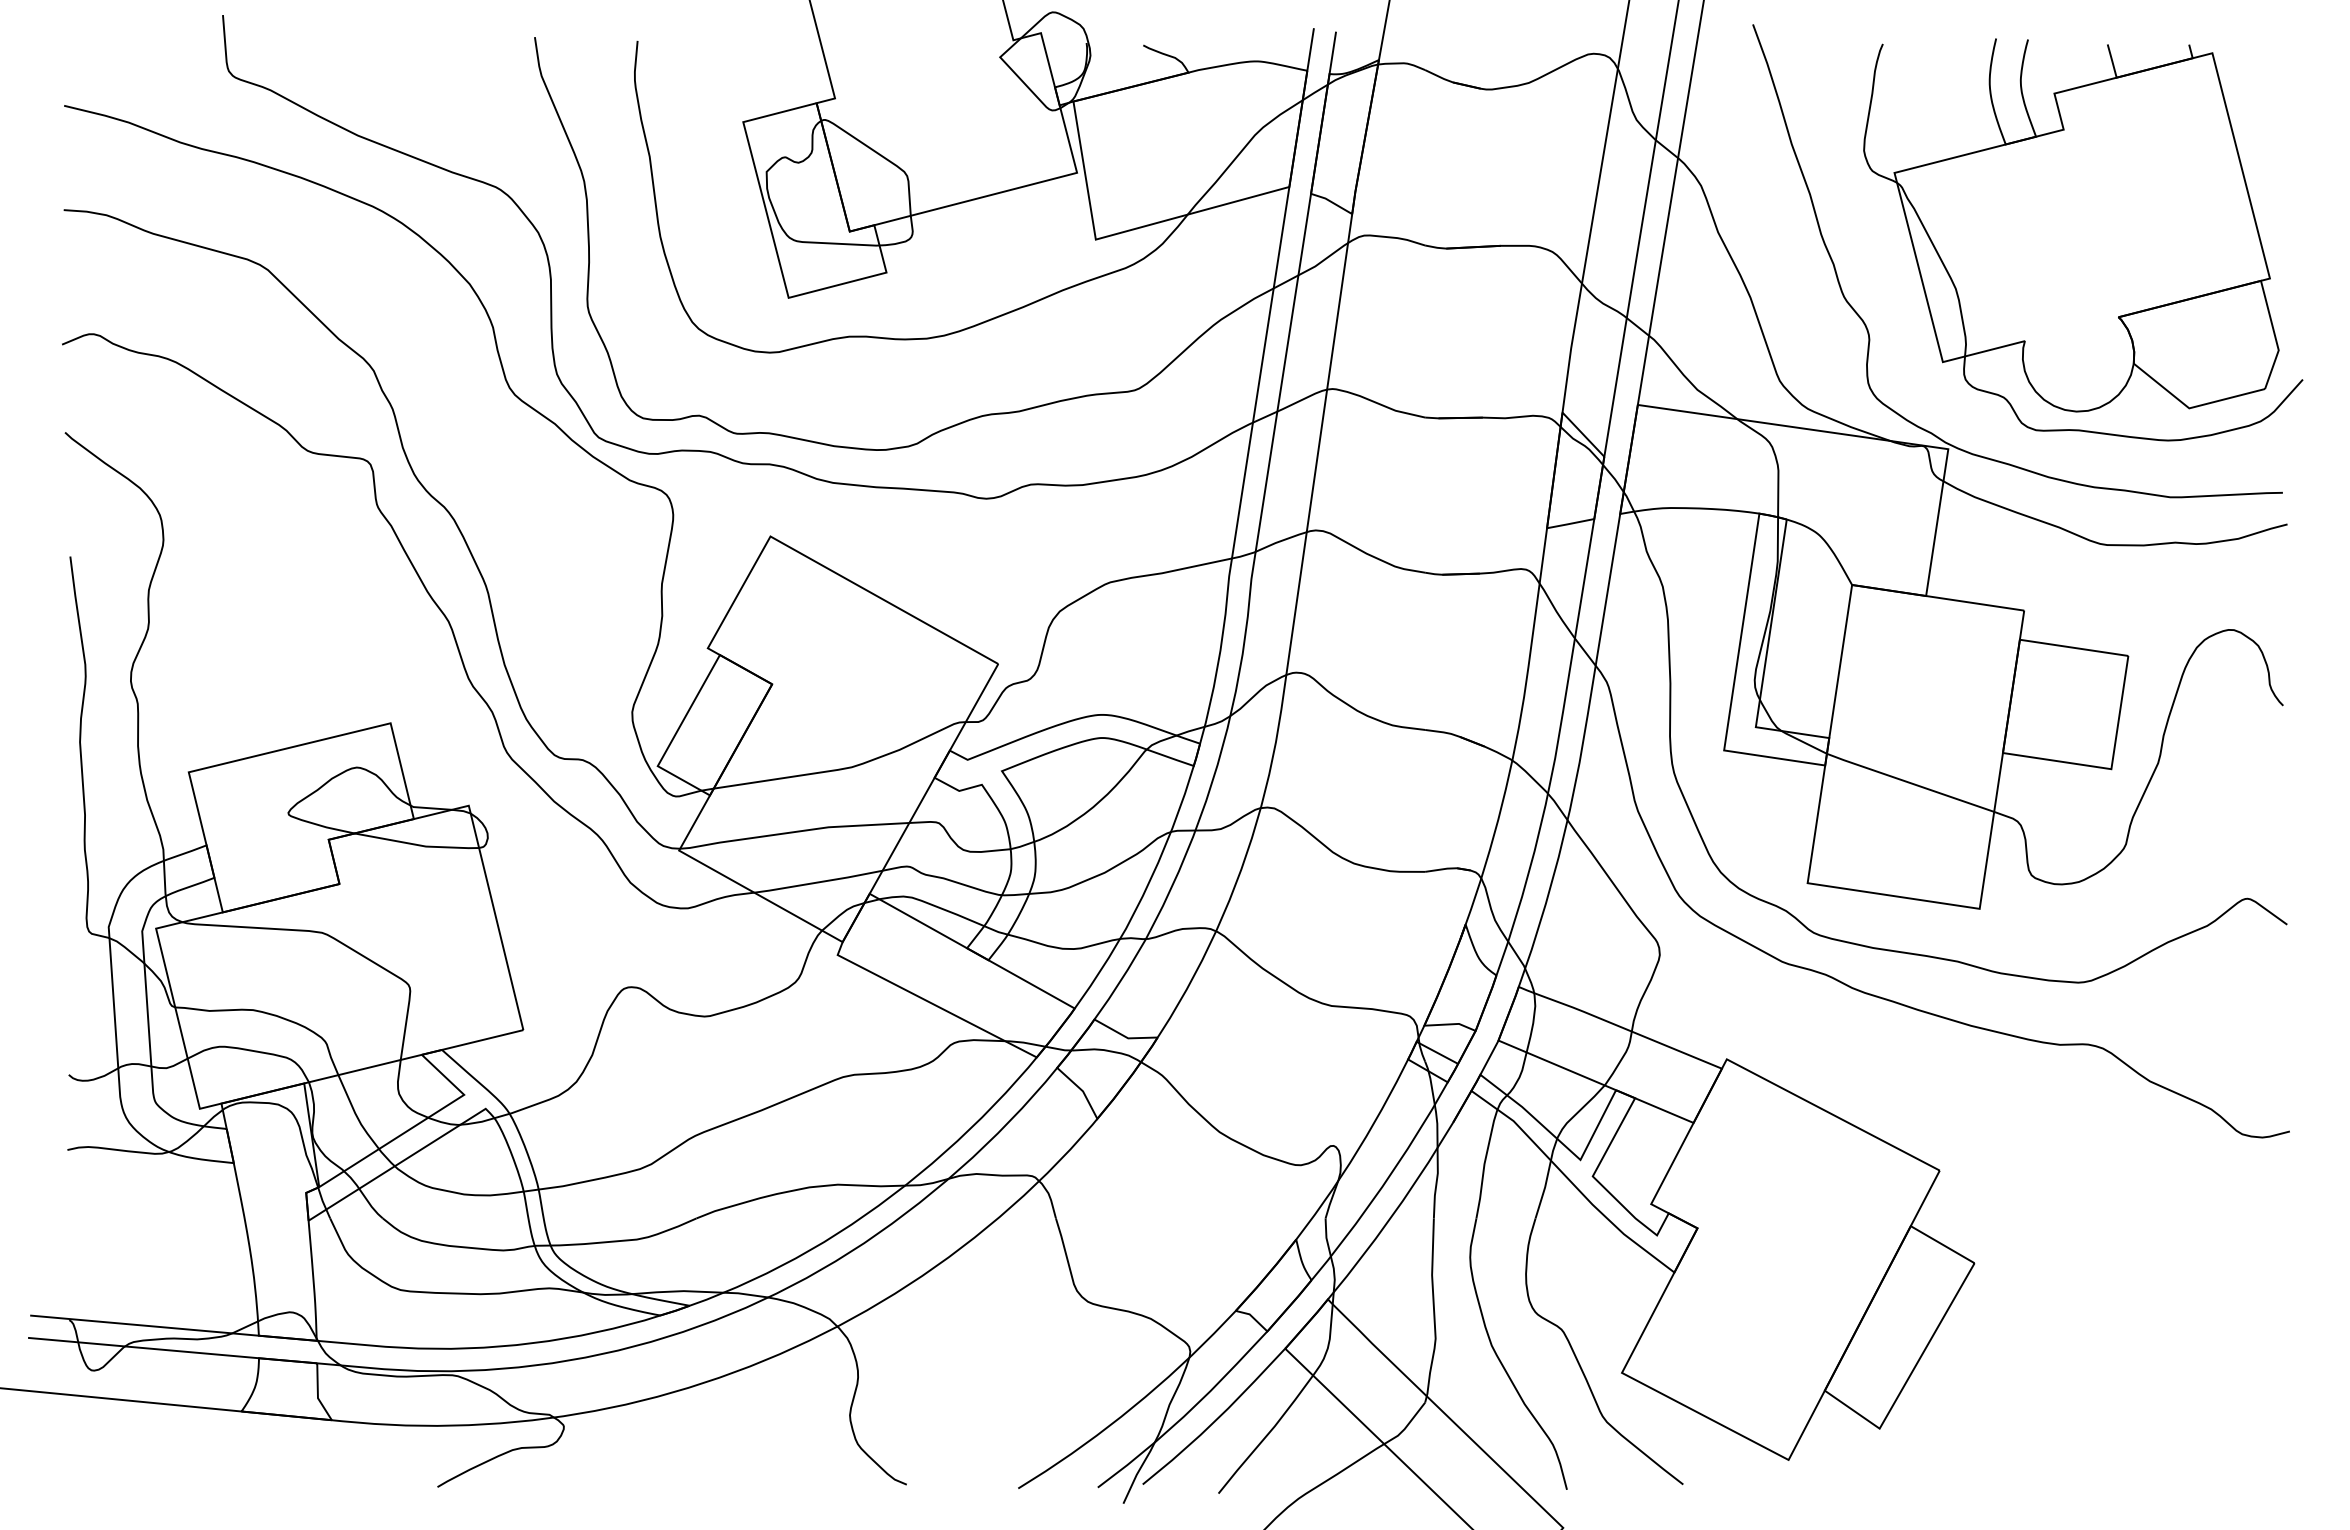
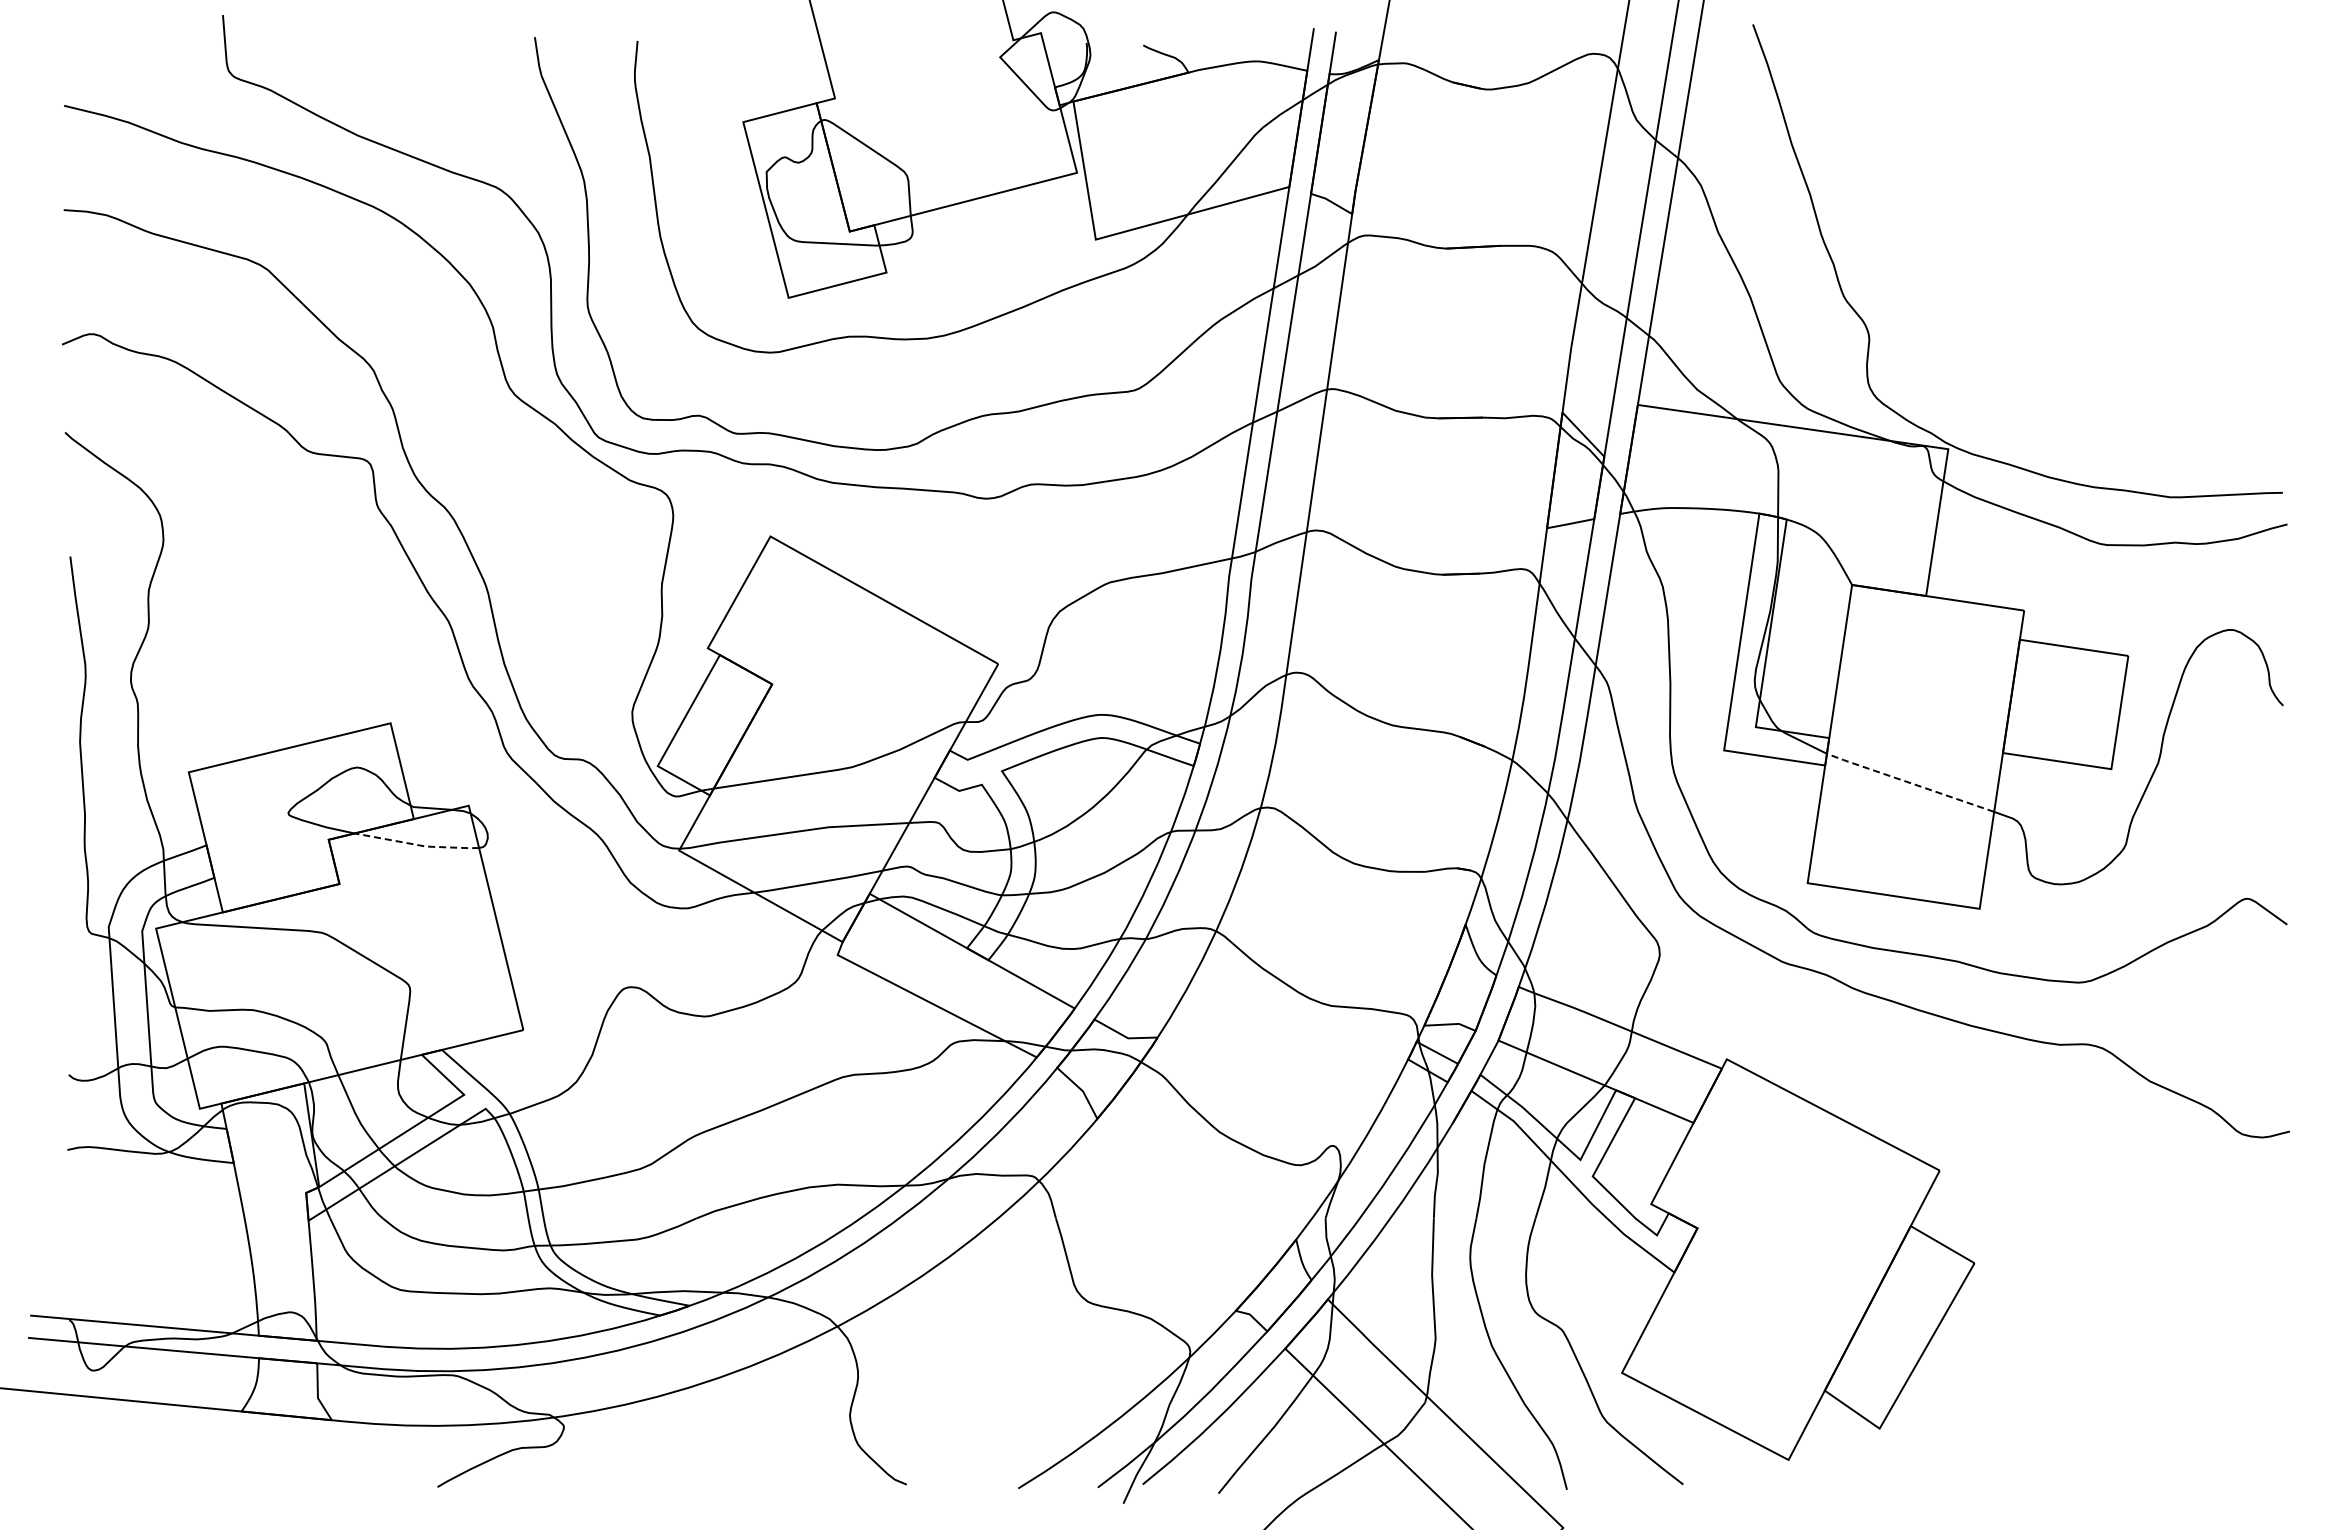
part: present -> none (2083, 239)
line: solid -> dashed (1909, 782)
line: solid -> dashed (417, 844)
